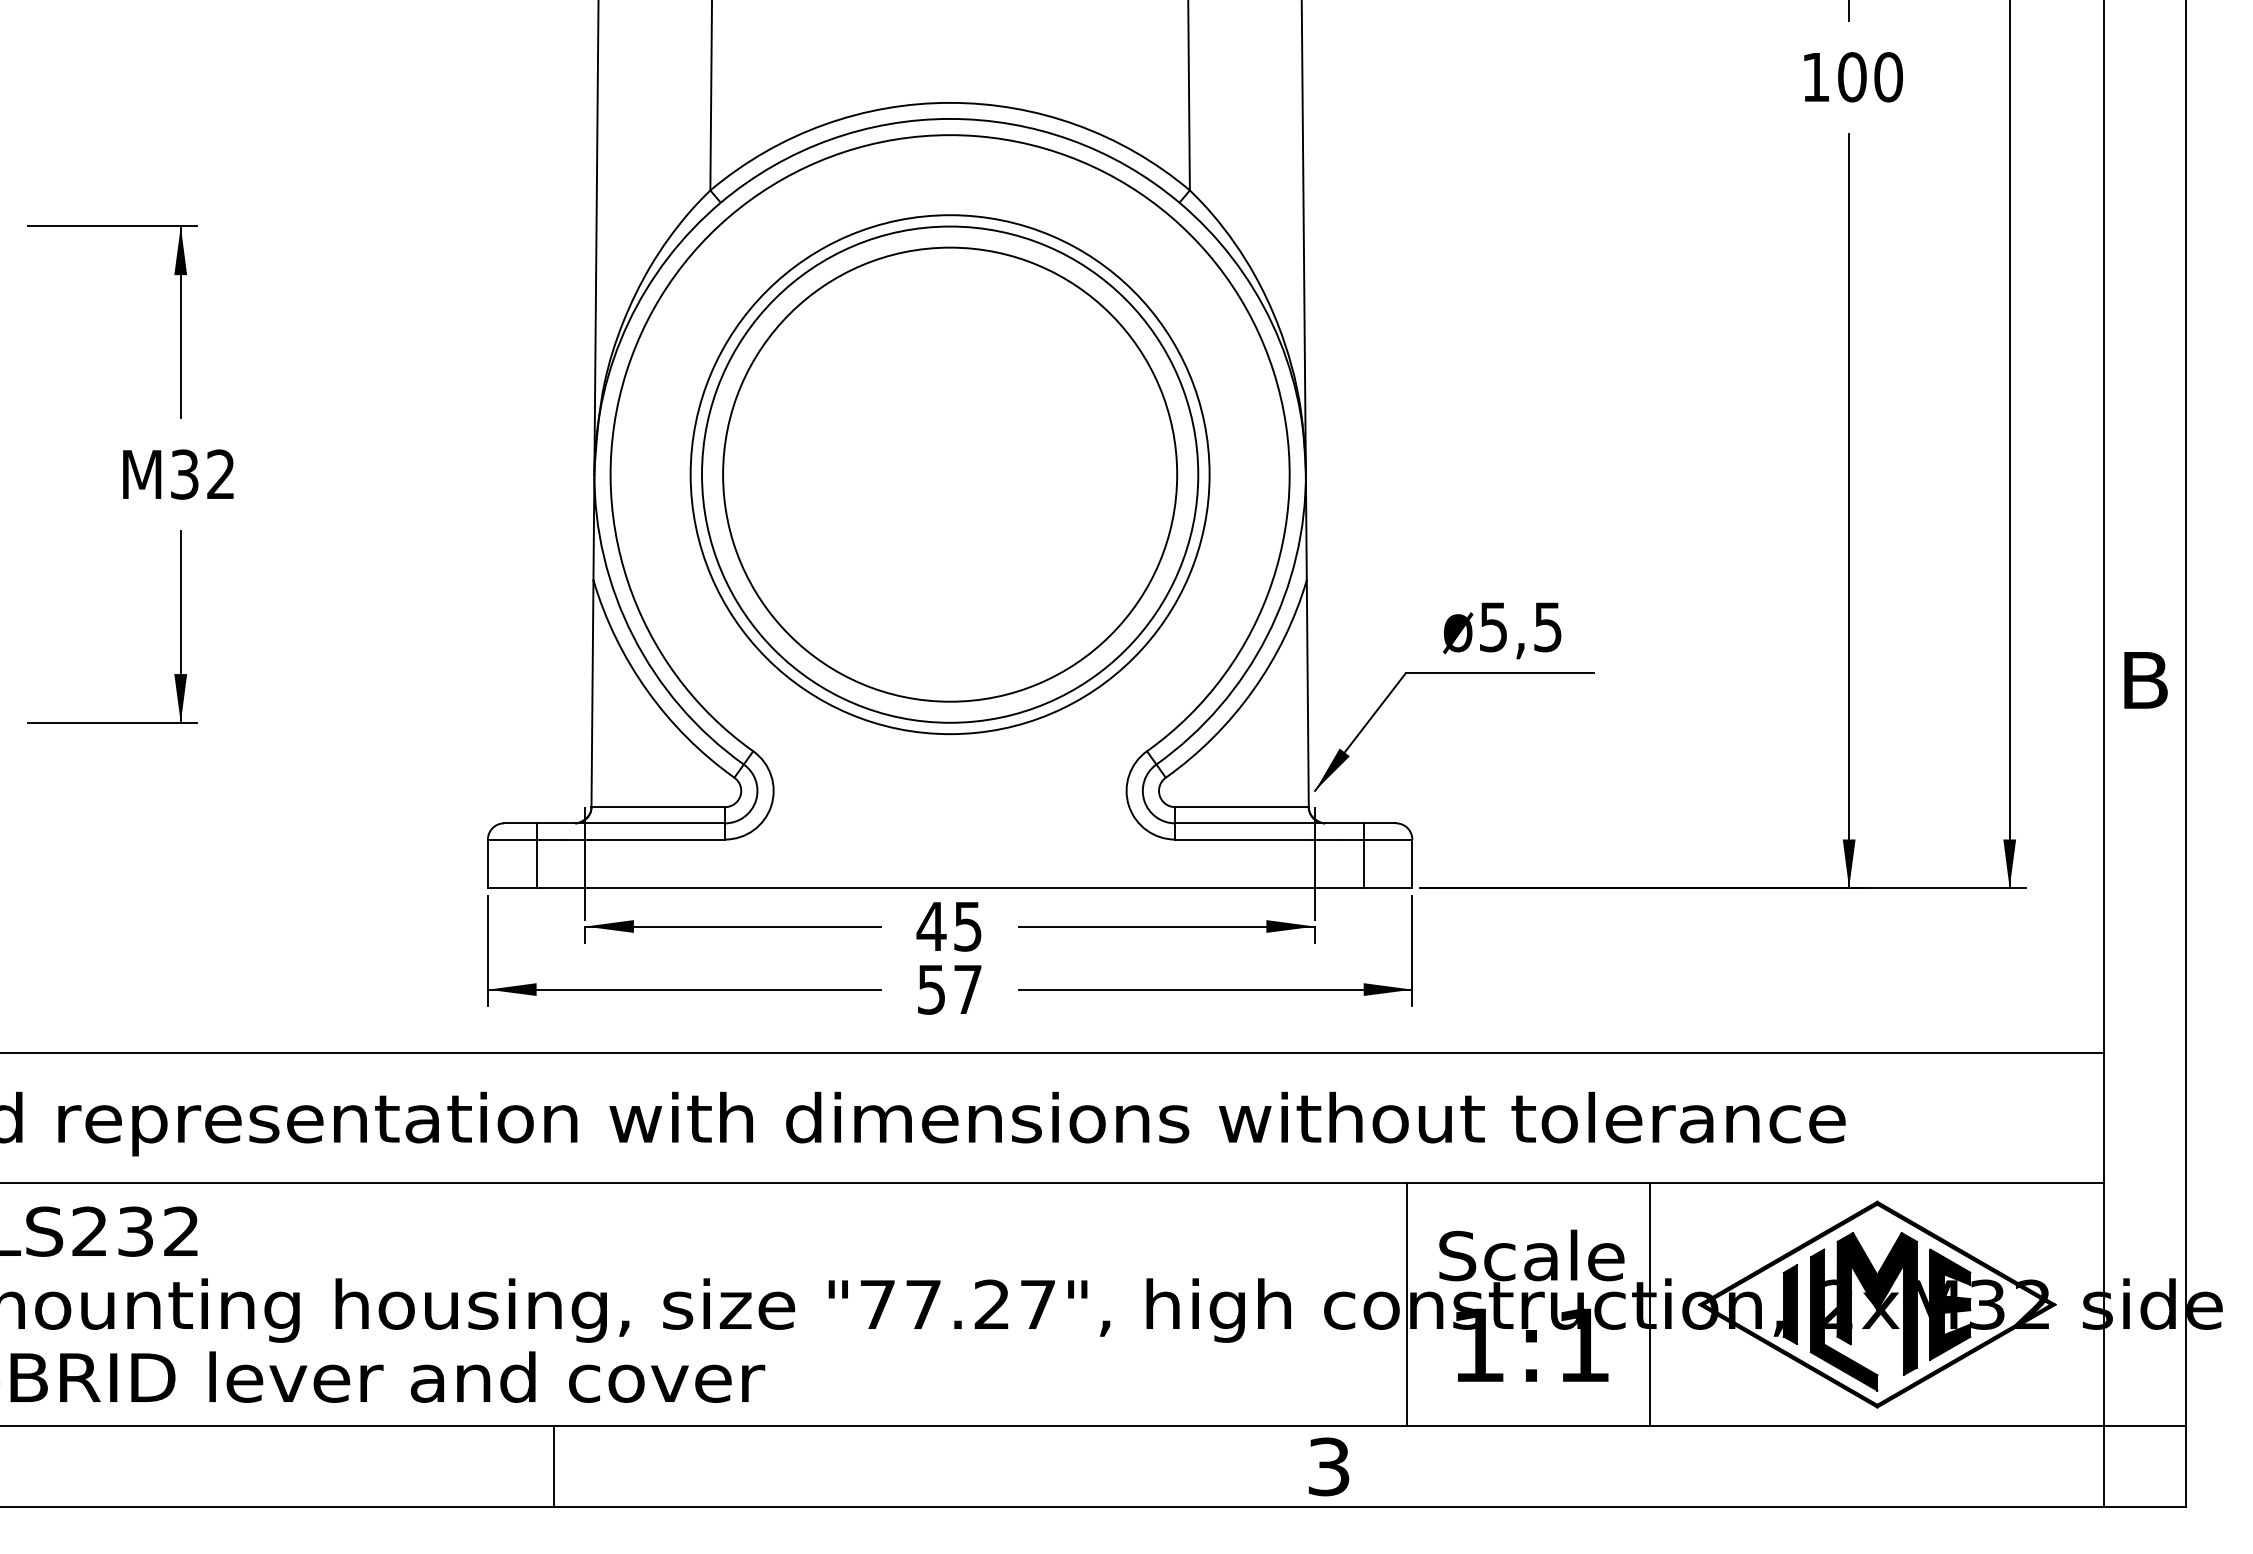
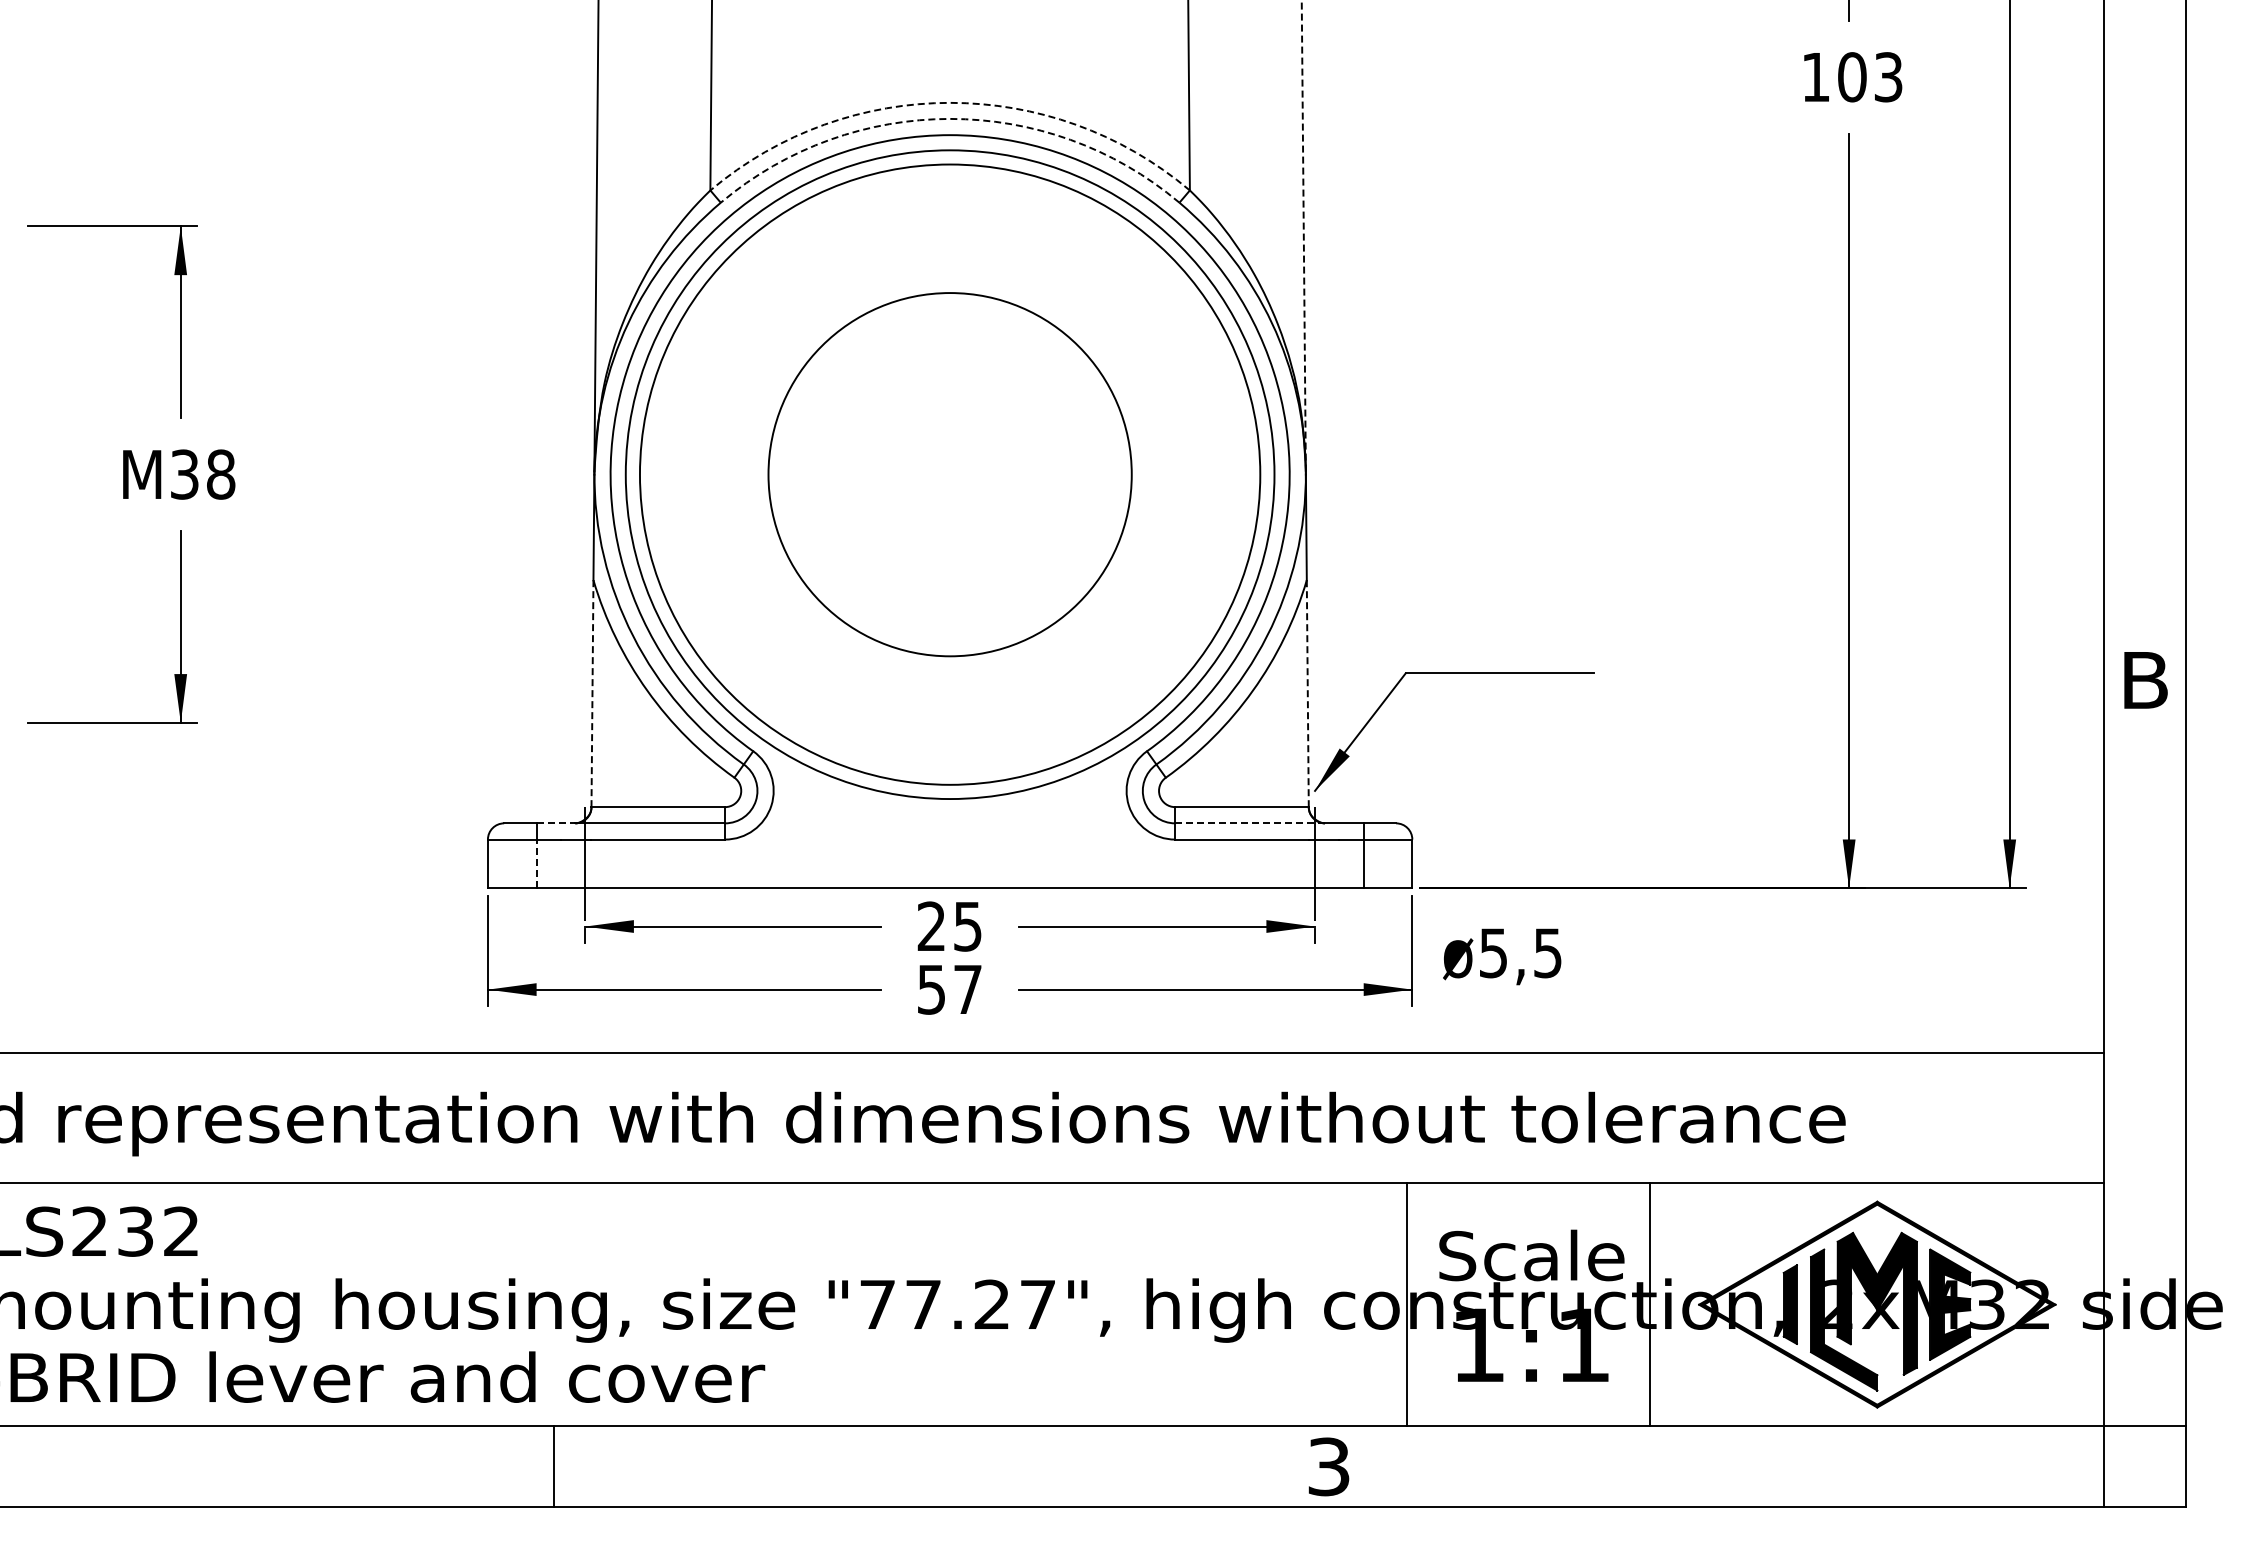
text: 100 -> 103 (1888, 77)
arc: solid -> dashed (950, 102)
arc: solid -> dashed (950, 118)
line: solid -> dashed (1303, 235)
text: M32 -> M38 (221, 474)
circle diameter: 519 px -> 649 px (949, 474)
circle diameter: 454 px -> 363 px (949, 474)
circle diameter: 496 px -> 620 px (949, 474)
text position: (1502, 630) -> (1502, 956) (1502, 956)
line: solid -> dashed (592, 693)
line: solid -> dashed (1307, 694)
line: solid -> dashed (556, 823)
line: solid -> dashed (1250, 823)
line: solid -> dashed (536, 863)
text: 45 -> 25 (931, 925)
